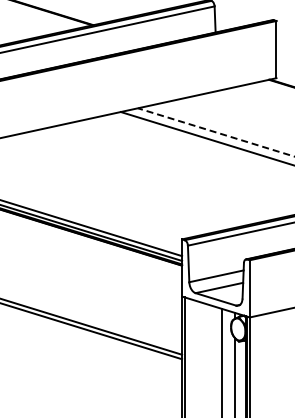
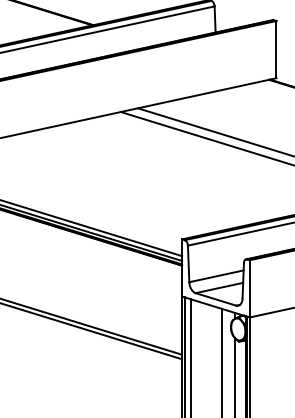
line: dashed -> solid (216, 132)
line: none -> present (191, 356)
